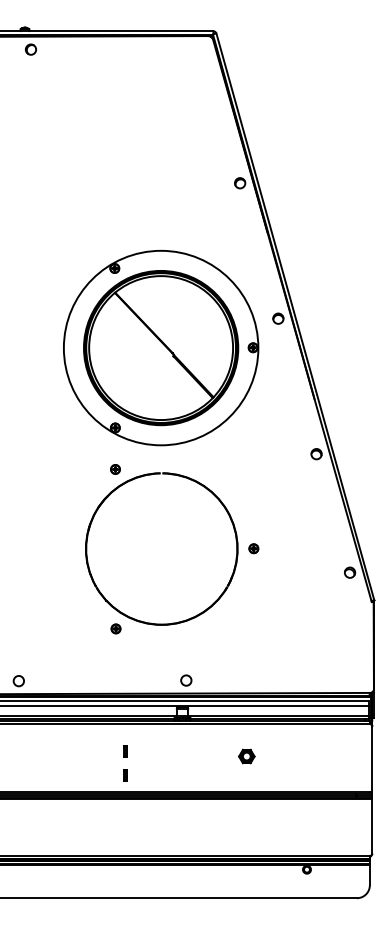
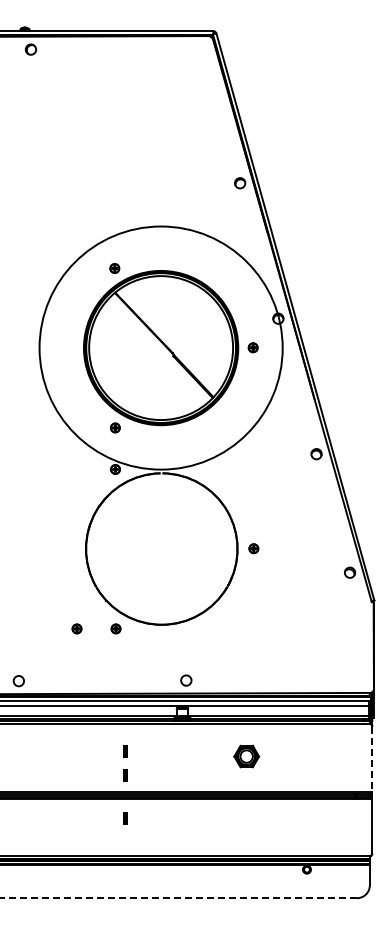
circle diameter: 194 px -> 243 px (160, 347)
part: none -> present (76, 628)
part size: 18x17 px -> 28x25 px (246, 756)
line: solid -> dashed (372, 759)
part: none -> present (125, 818)
line: solid -> dashed (178, 898)
